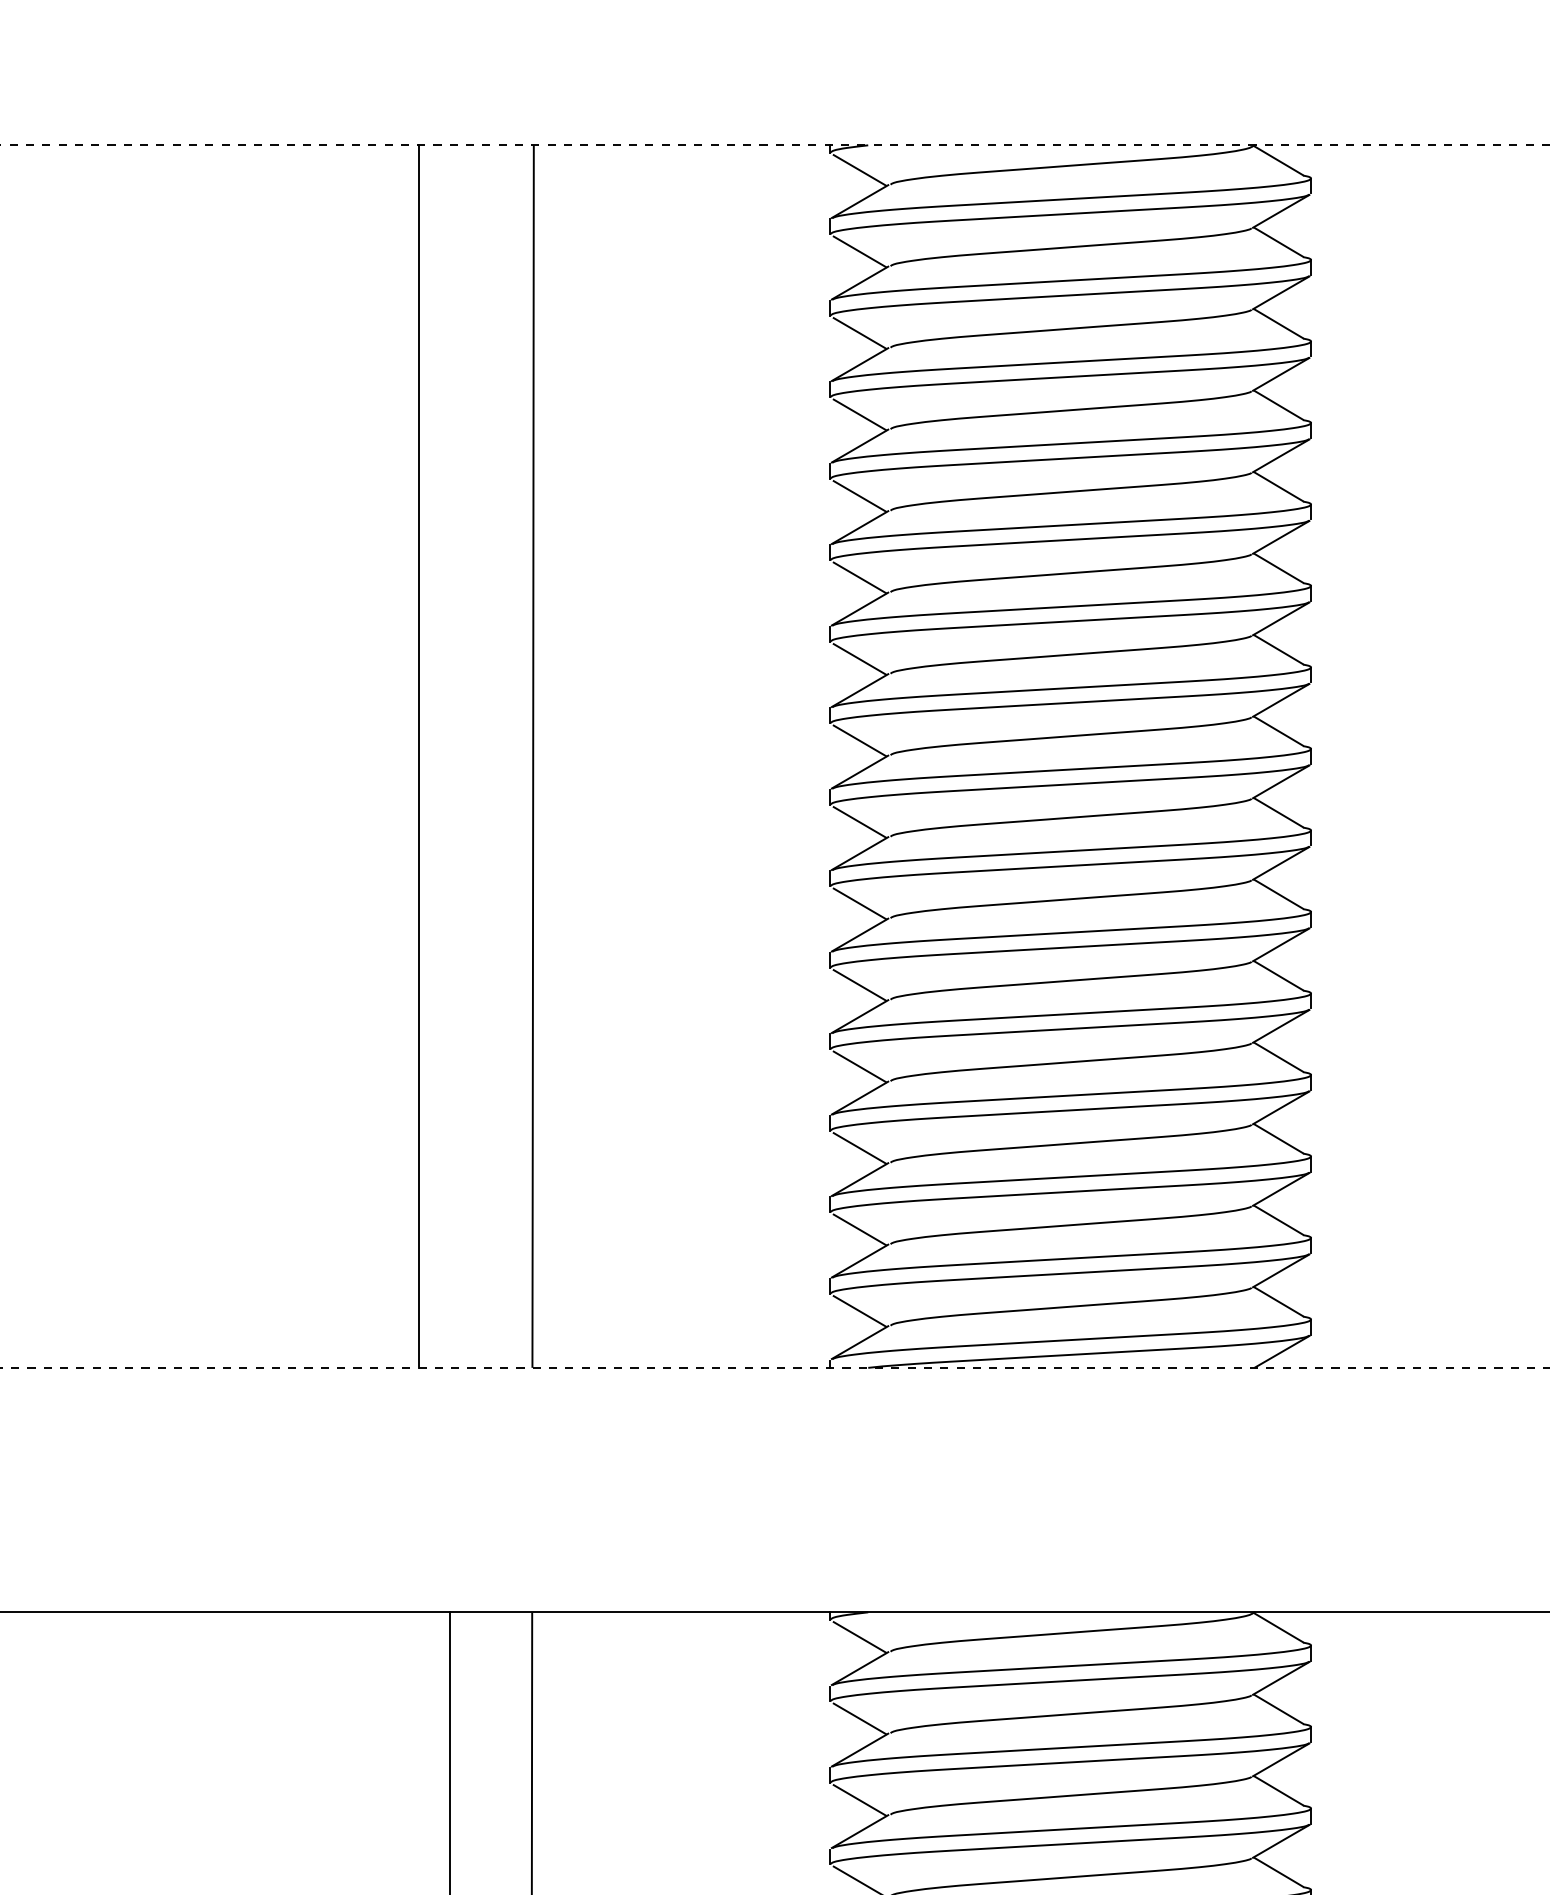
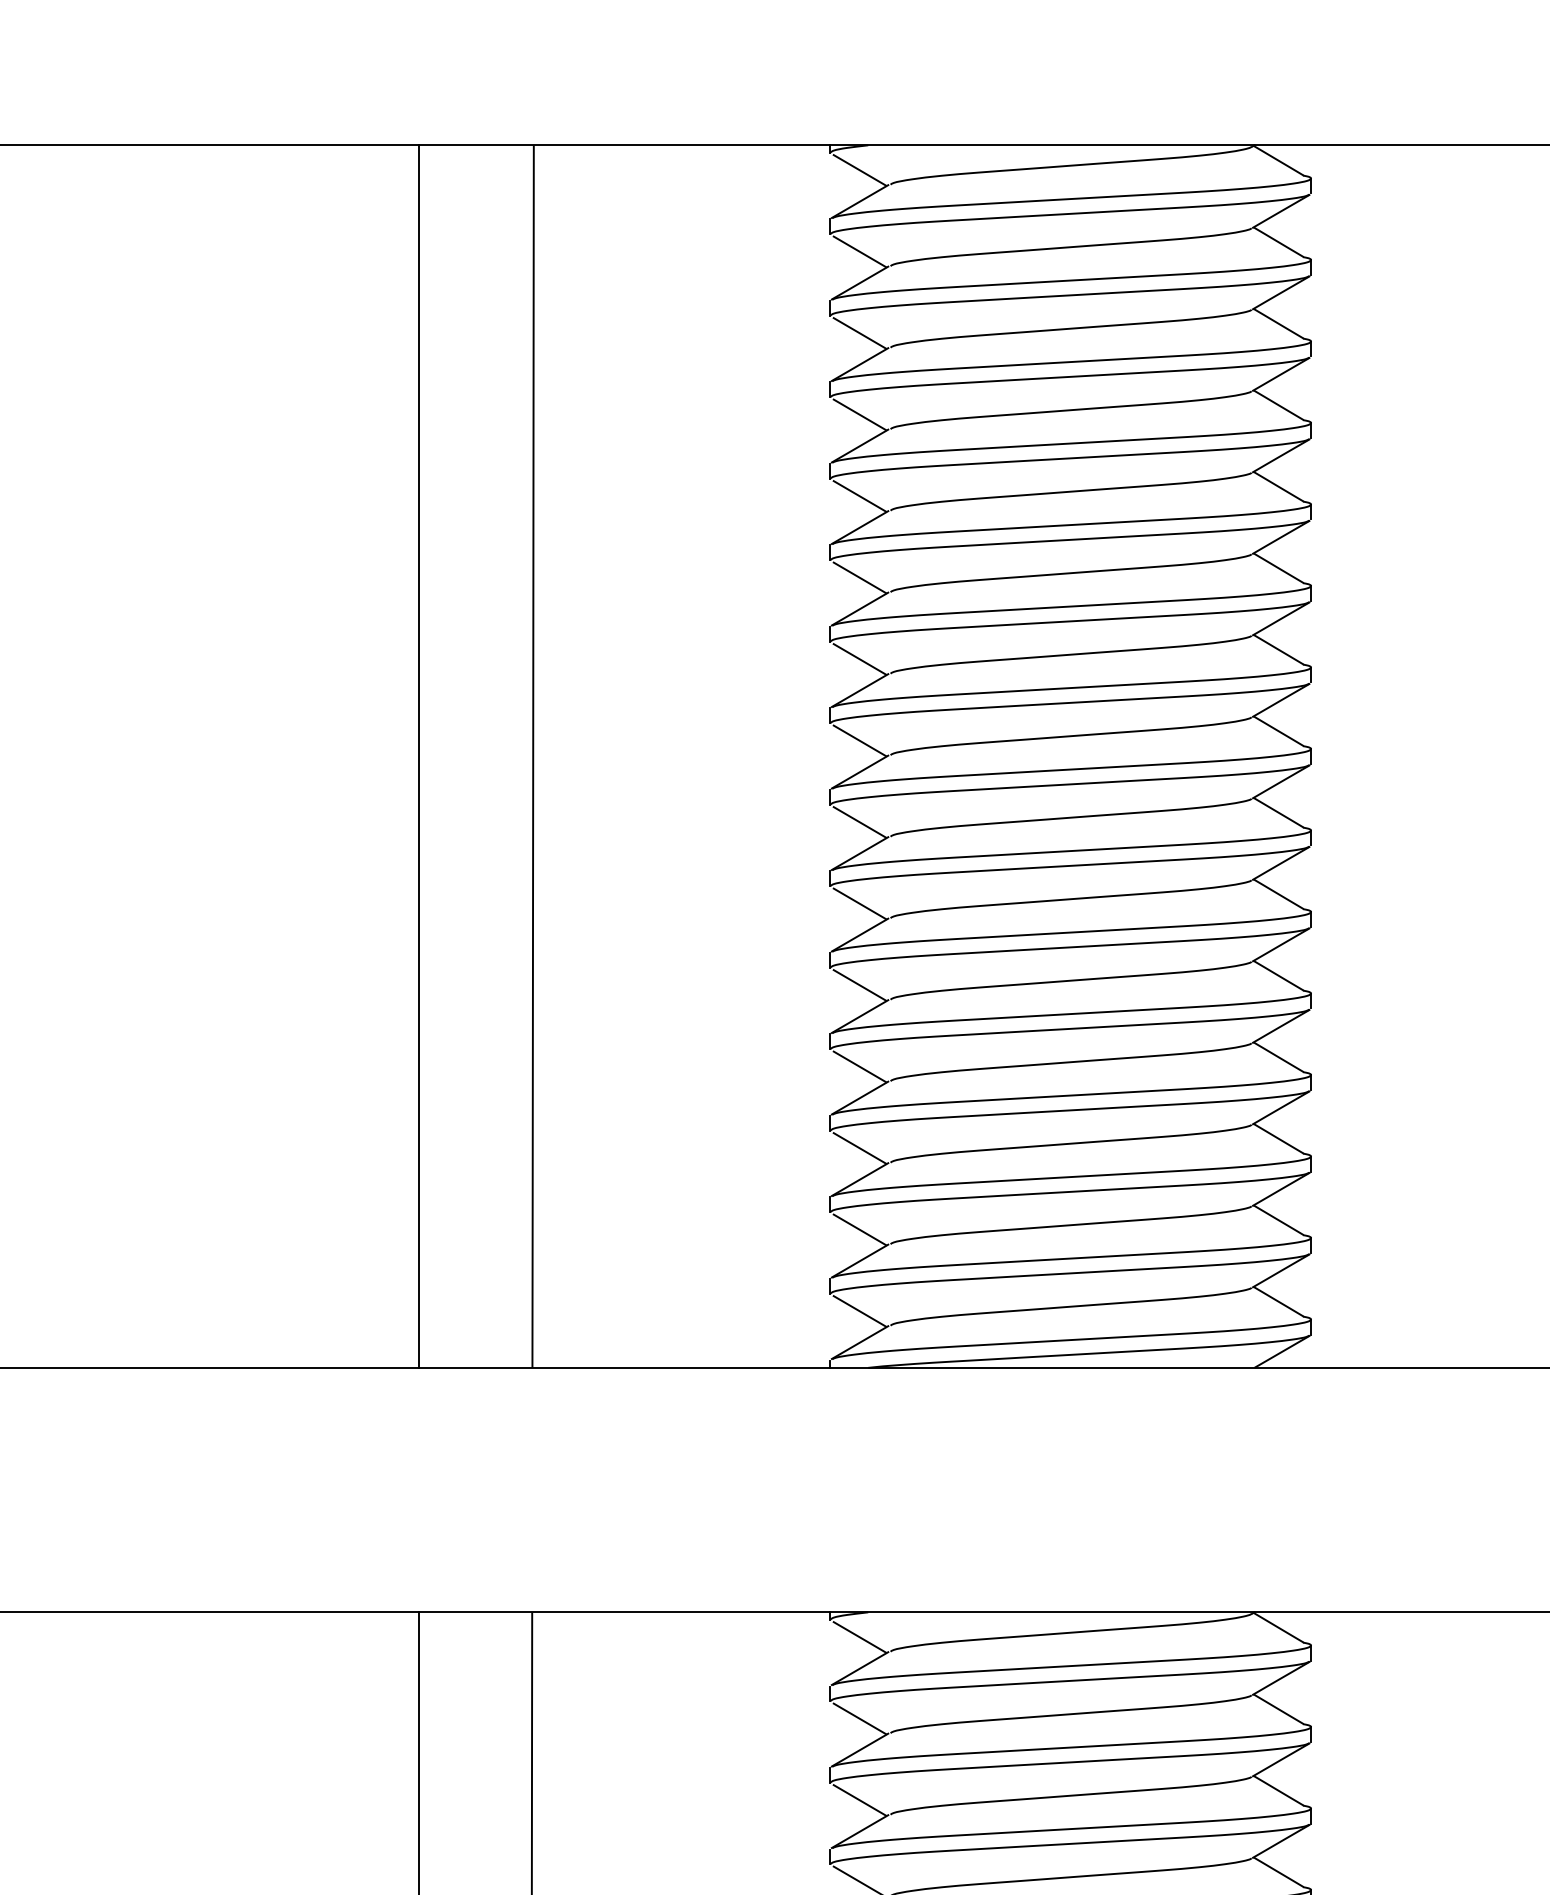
line: dashed -> solid (774, 145)
line: dashed -> solid (774, 1367)
line position: (449, 1751) -> (418, 1751) (418, 1751)
